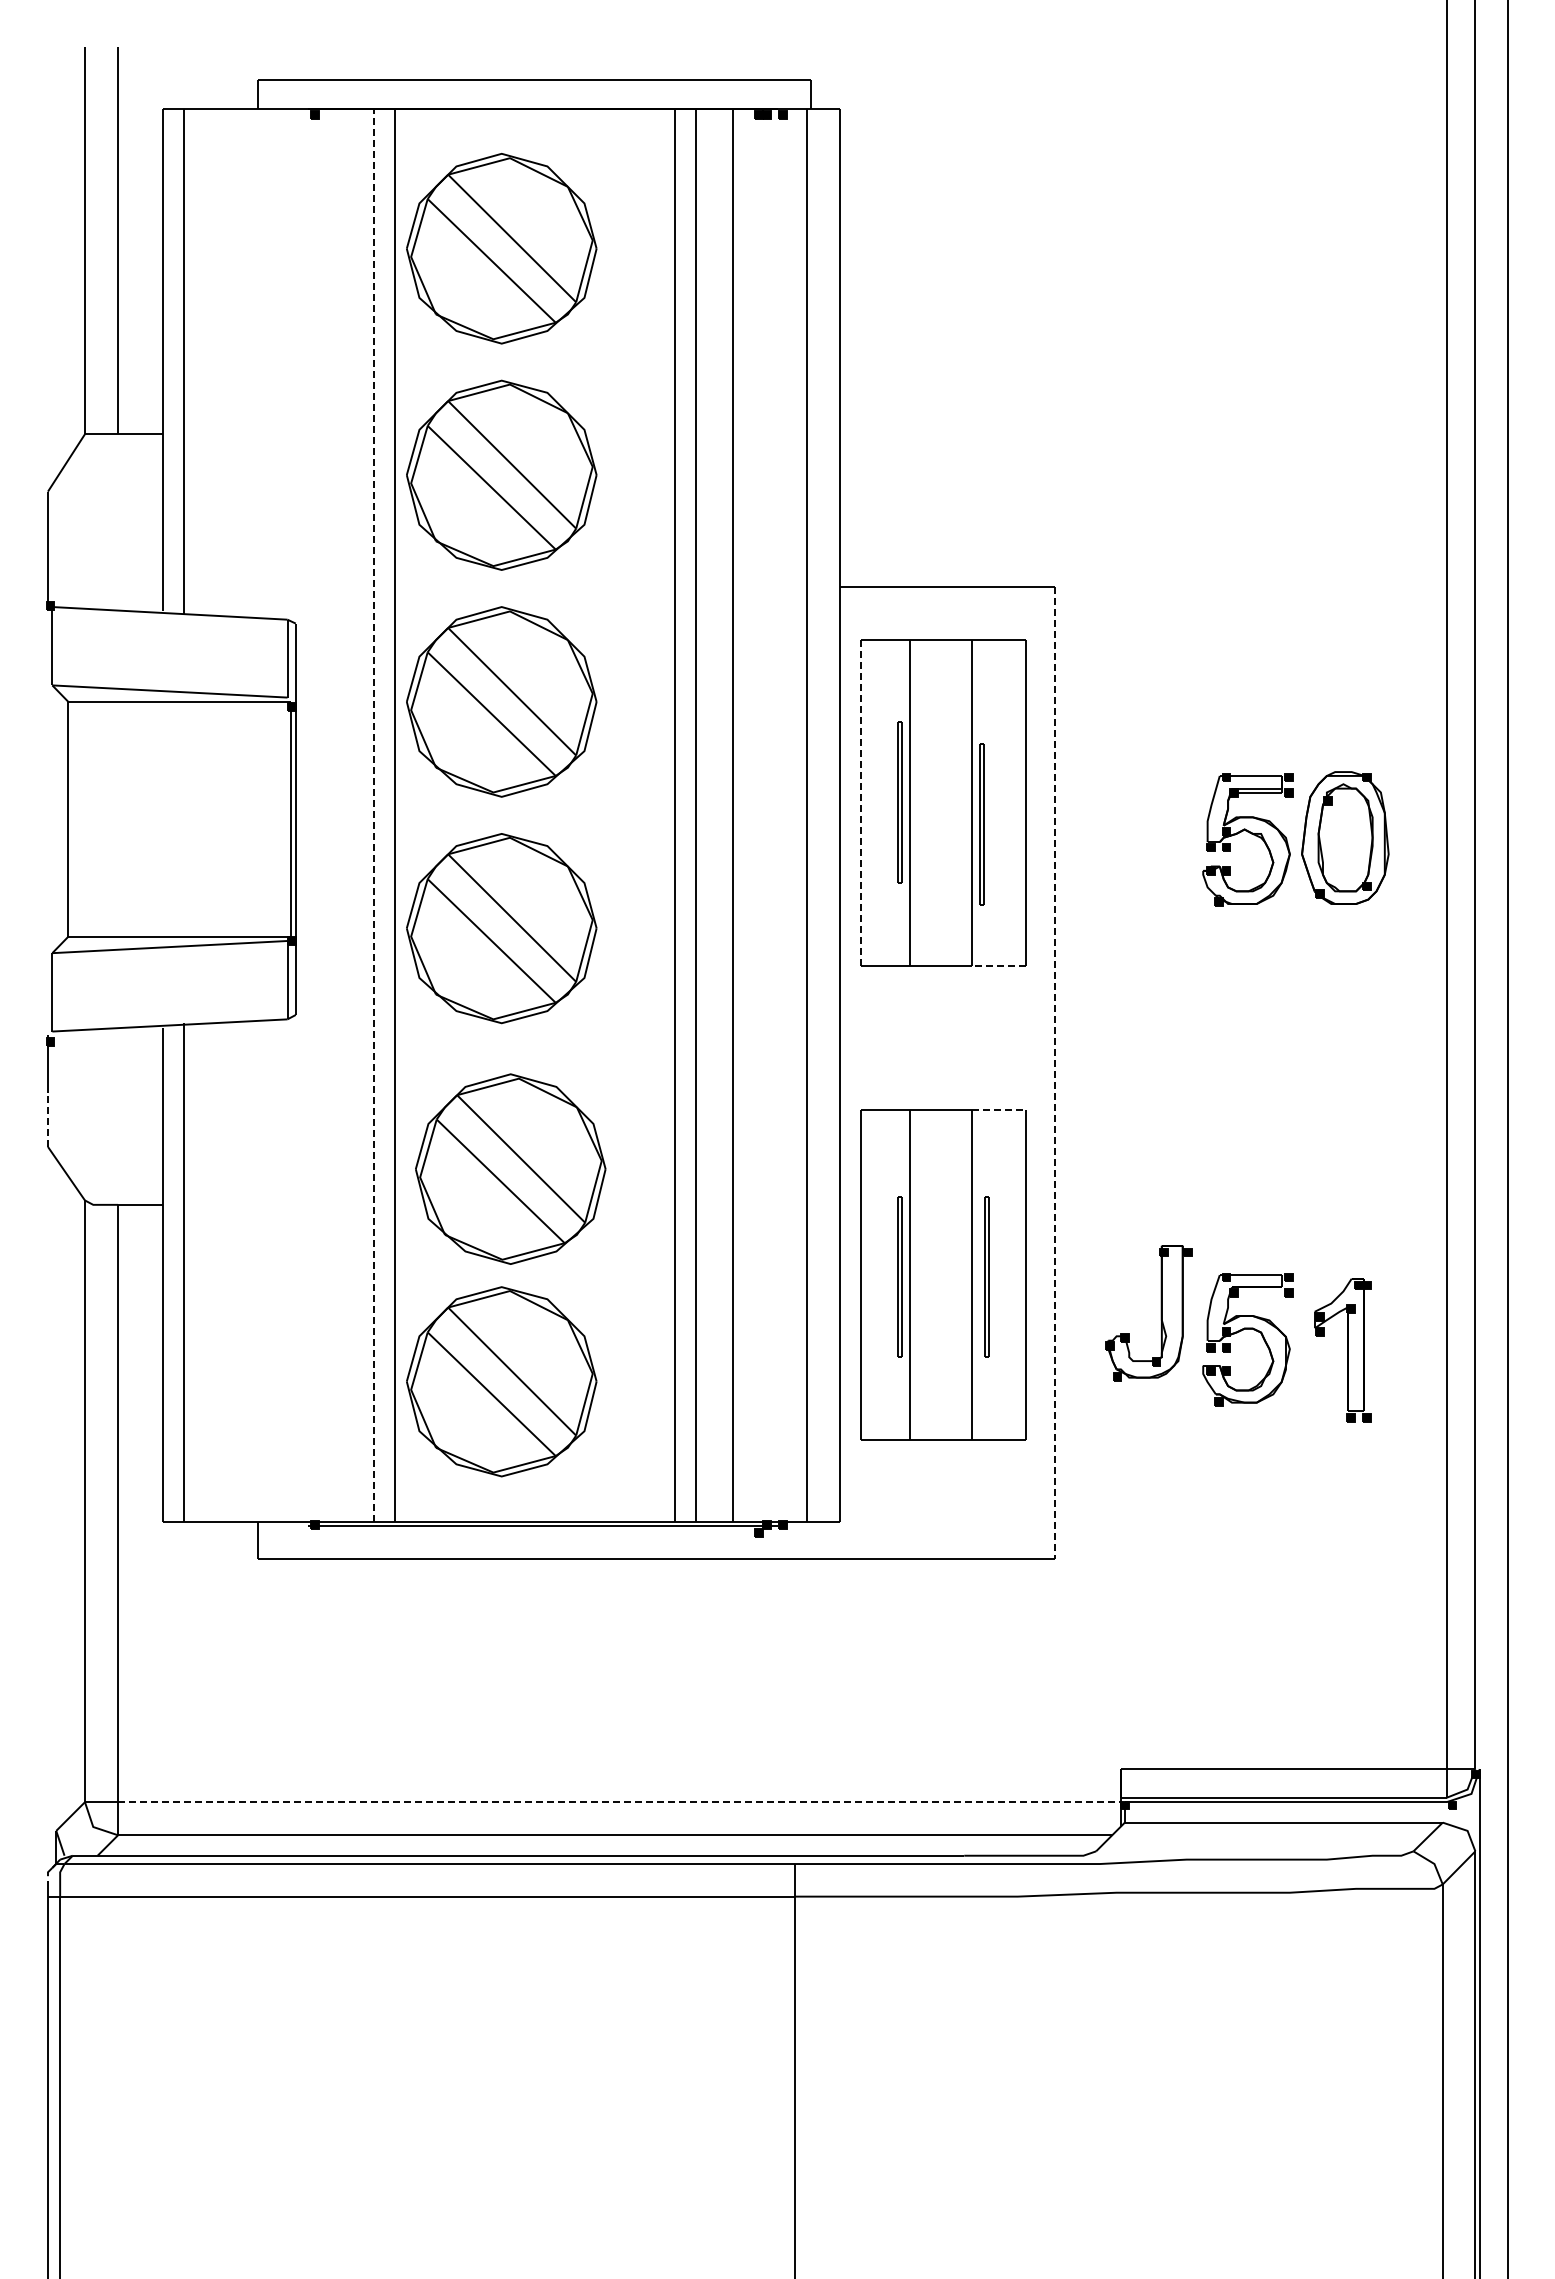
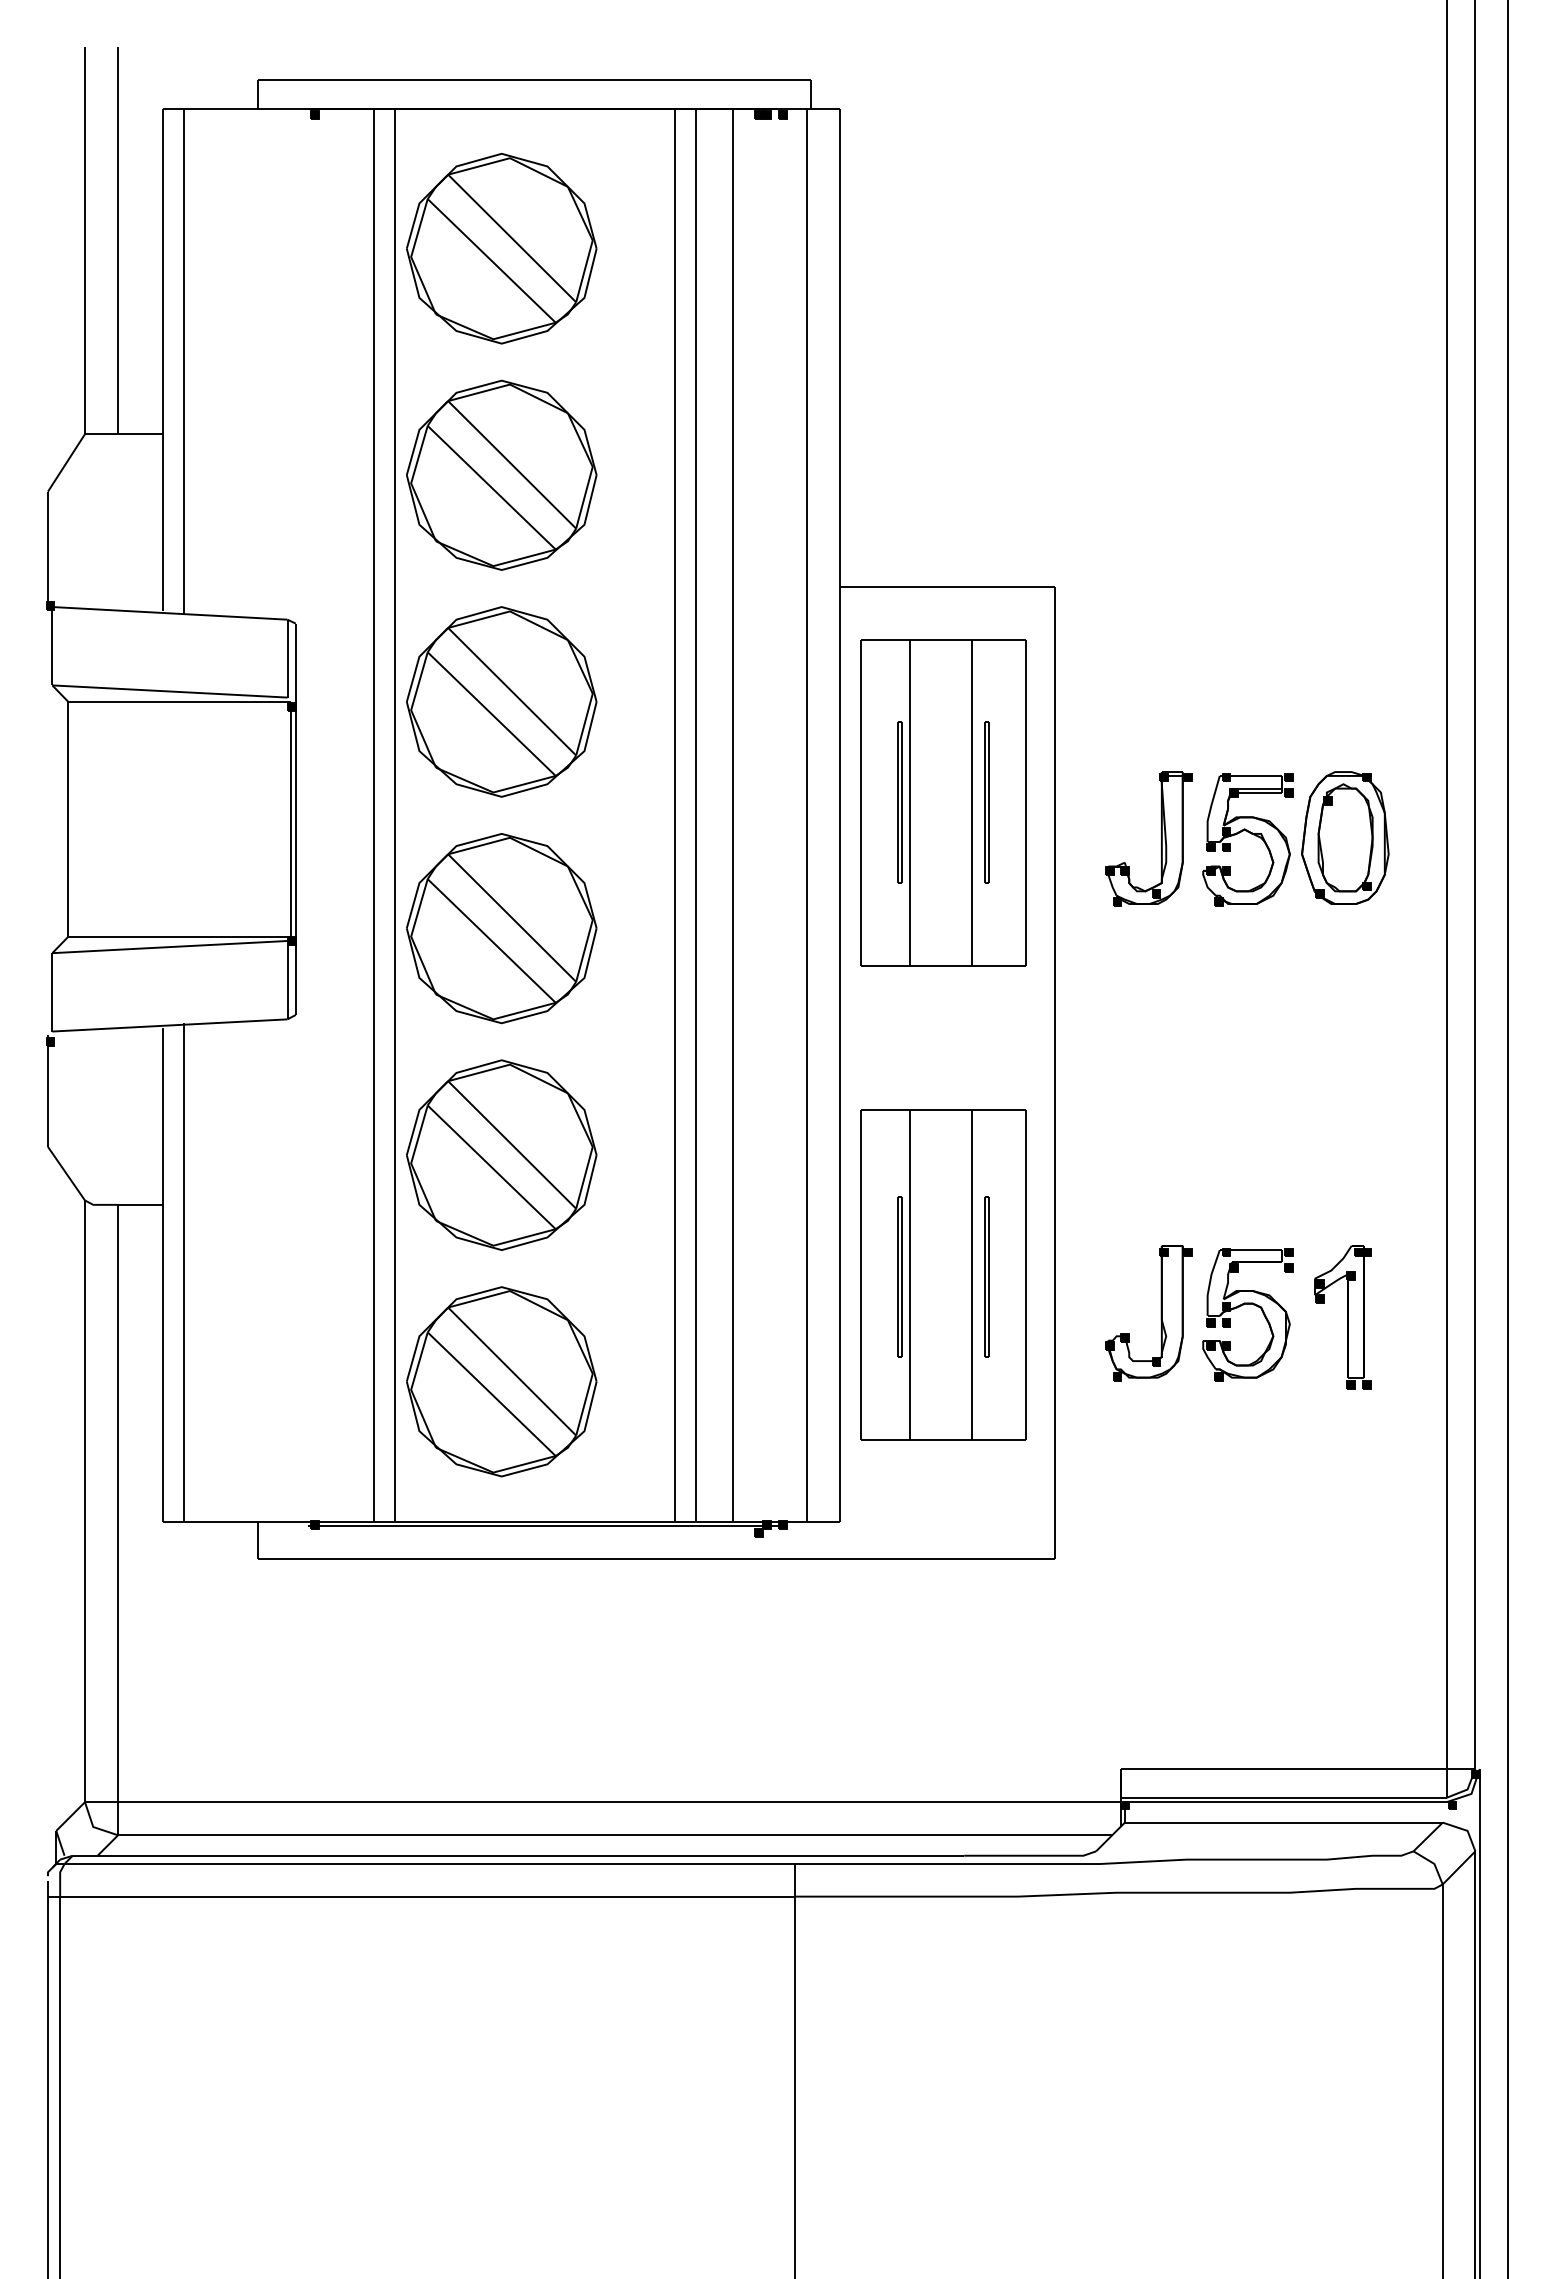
line: dashed -> solid (861, 802)
line: dashed -> solid (374, 815)
part position: (981, 824) -> (986, 802) (986, 802)
part: none -> present (1161, 838)
line: dashed -> solid (998, 965)
line: dashed -> solid (1054, 1073)
line: dashed -> solid (999, 1109)
line: dashed -> solid (47, 1120)
part position: (510, 1168) -> (501, 1154) (501, 1154)
part position: (1243, 1330) -> (1243, 1305) (1243, 1305)
part position: (1342, 1350) -> (1342, 1317) (1342, 1317)
line: dashed -> solid (620, 1802)
